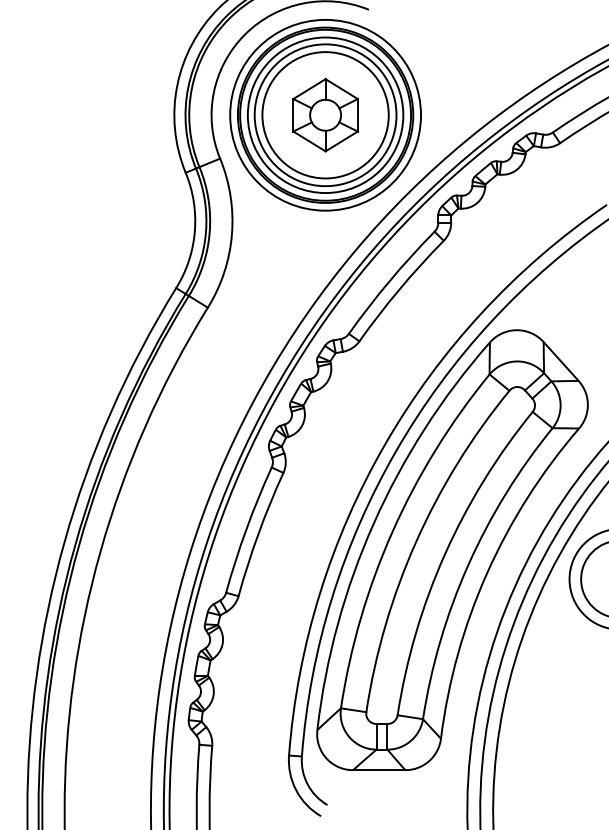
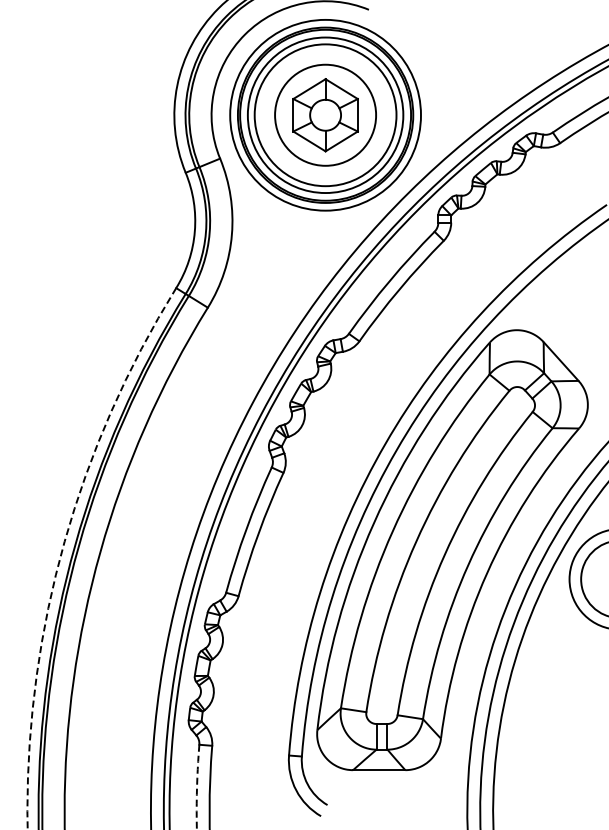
circle diameter: 126 px -> 101 px (325, 114)
arc: solid -> dashed (62, 550)
arc: solid -> dashed (197, 786)
